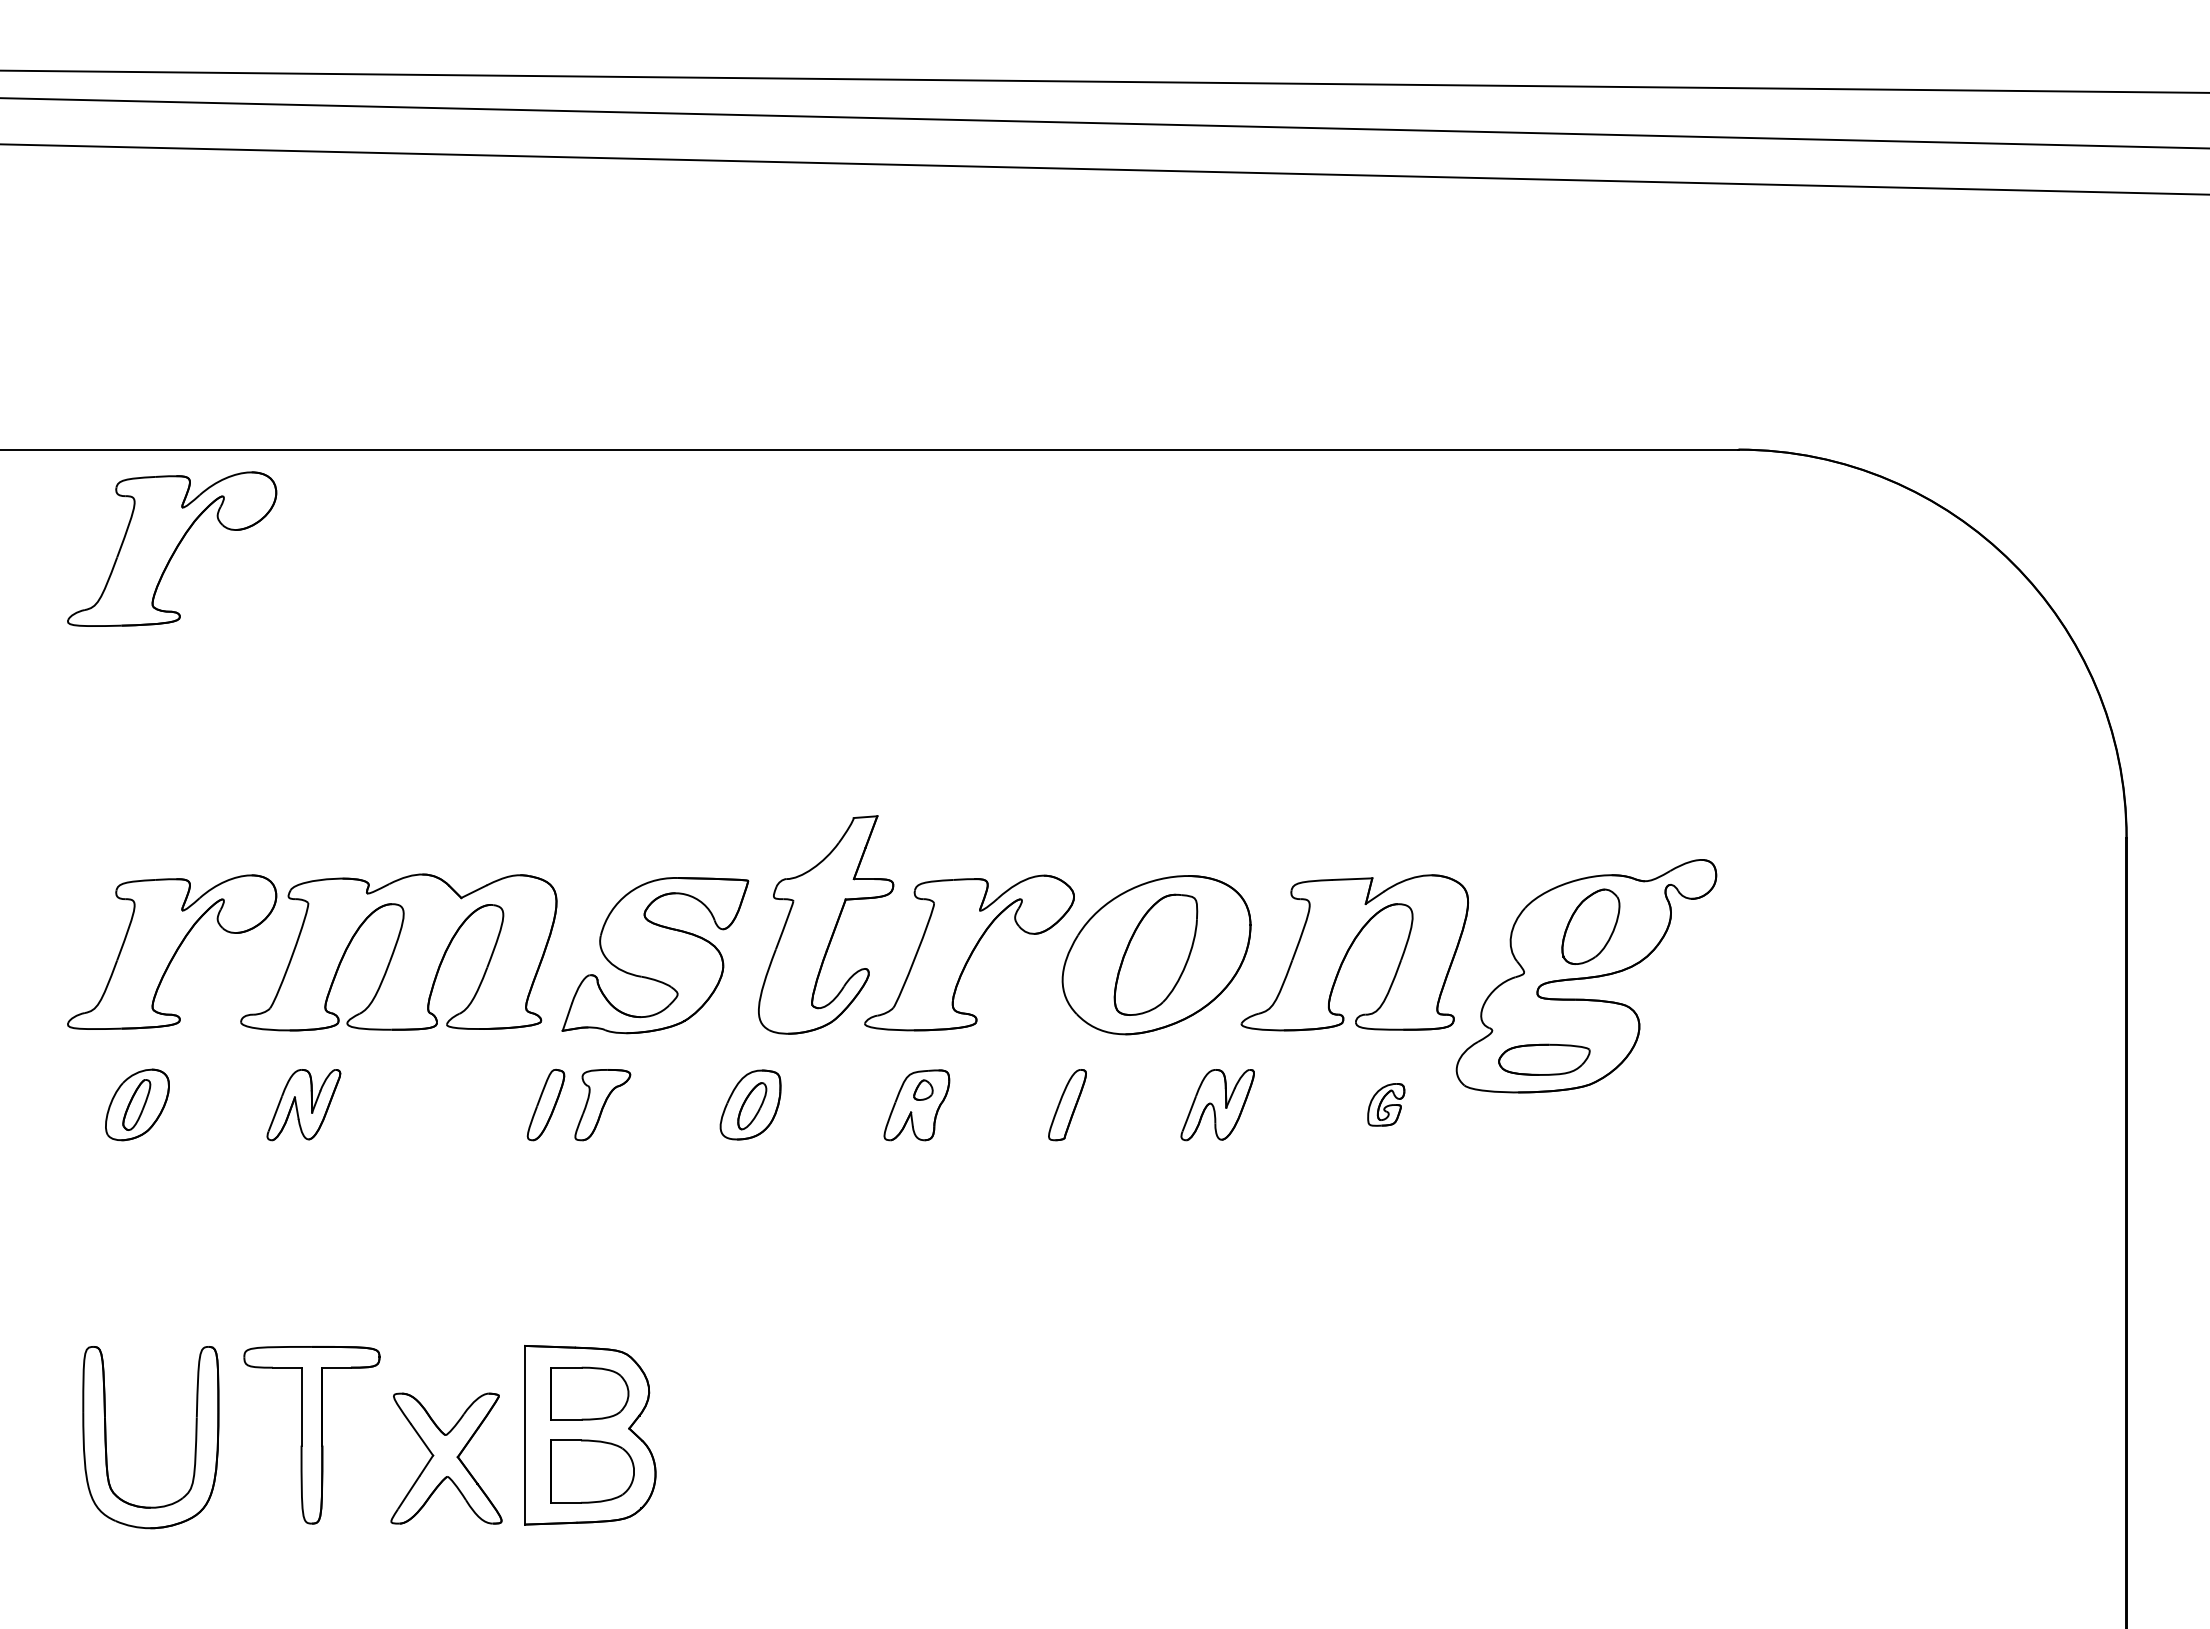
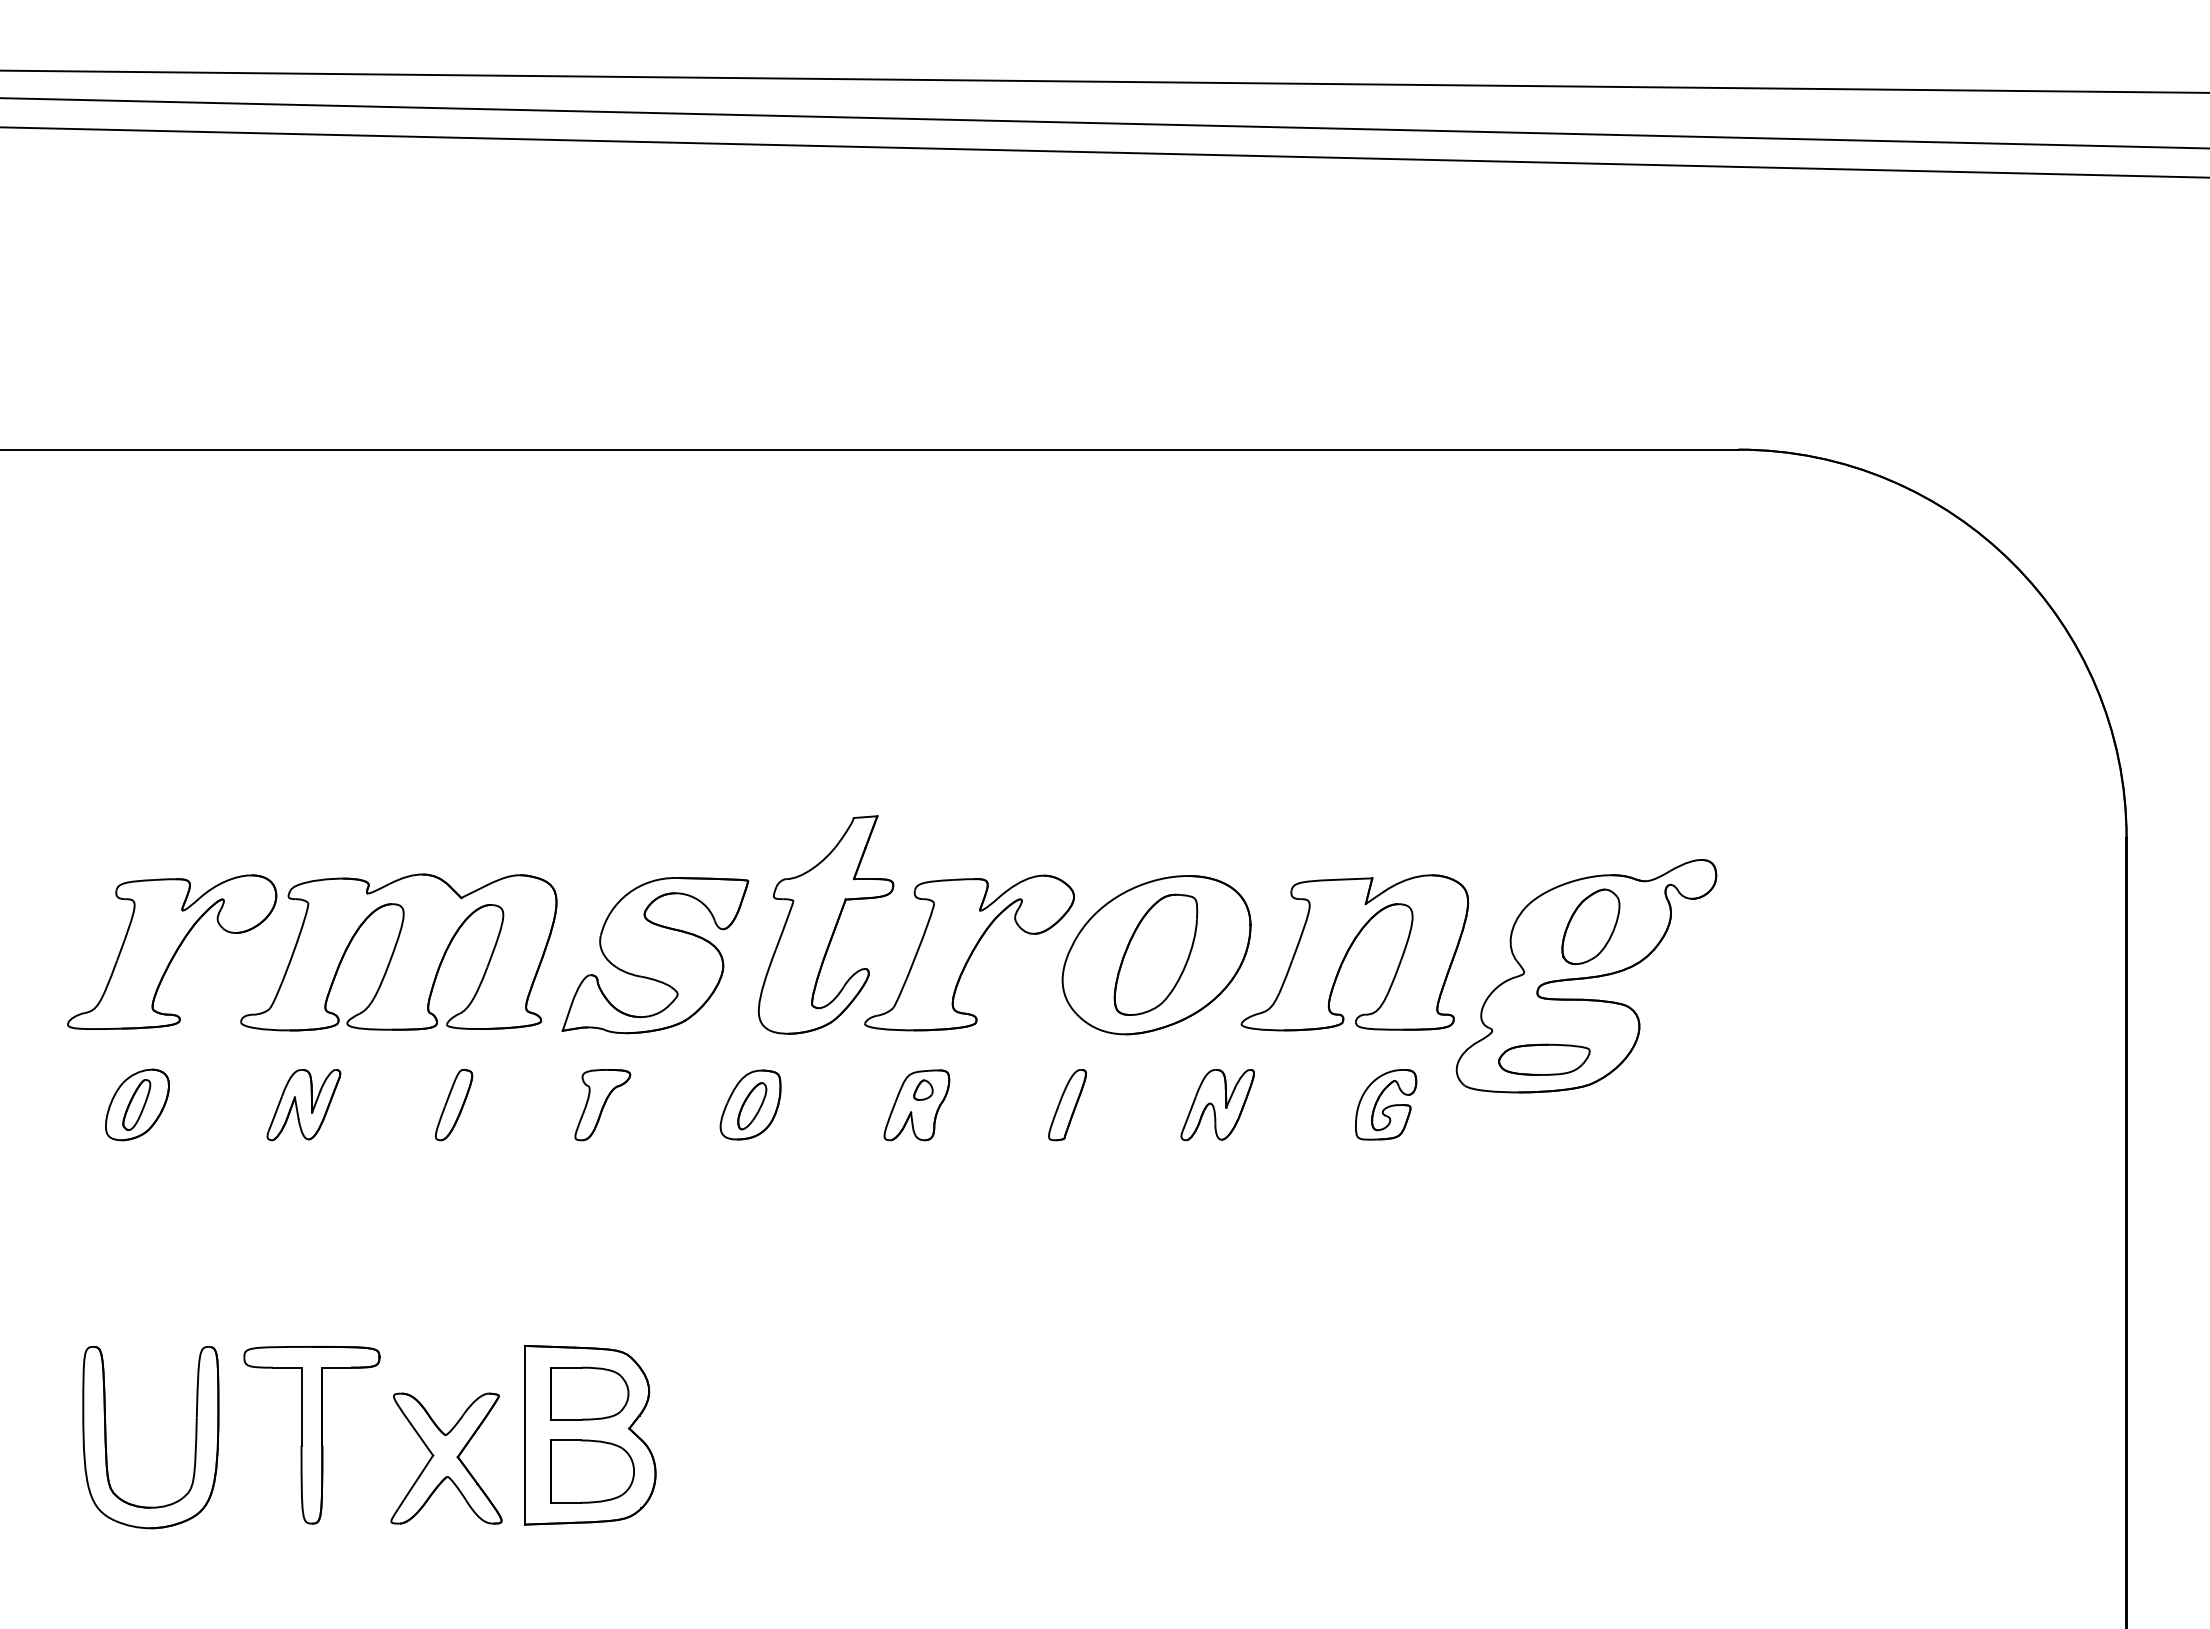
line position: (1104, 169) -> (1104, 152) (1104, 152)
part: present -> none (172, 548)
part position: (545, 1104) -> (453, 1104) (453, 1104)
part size: 39x44 px -> 63x72 px (1386, 1104)
